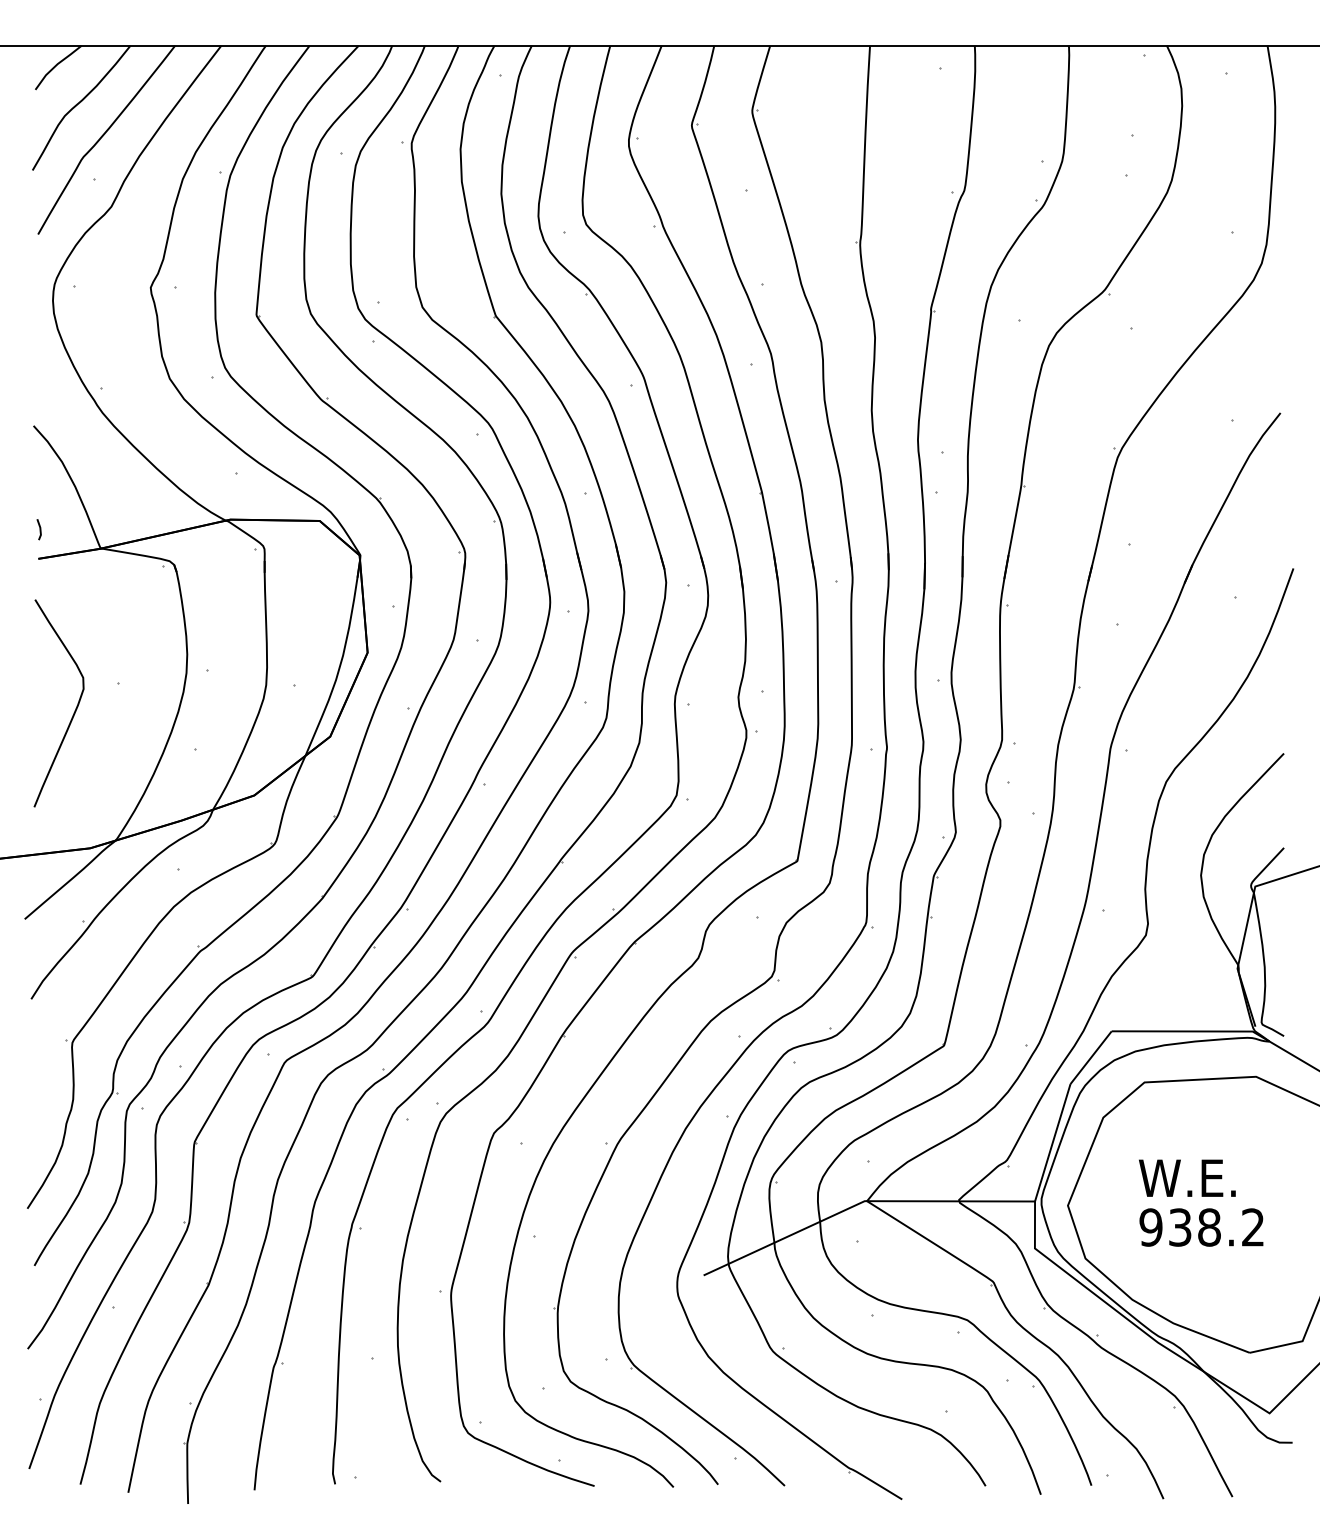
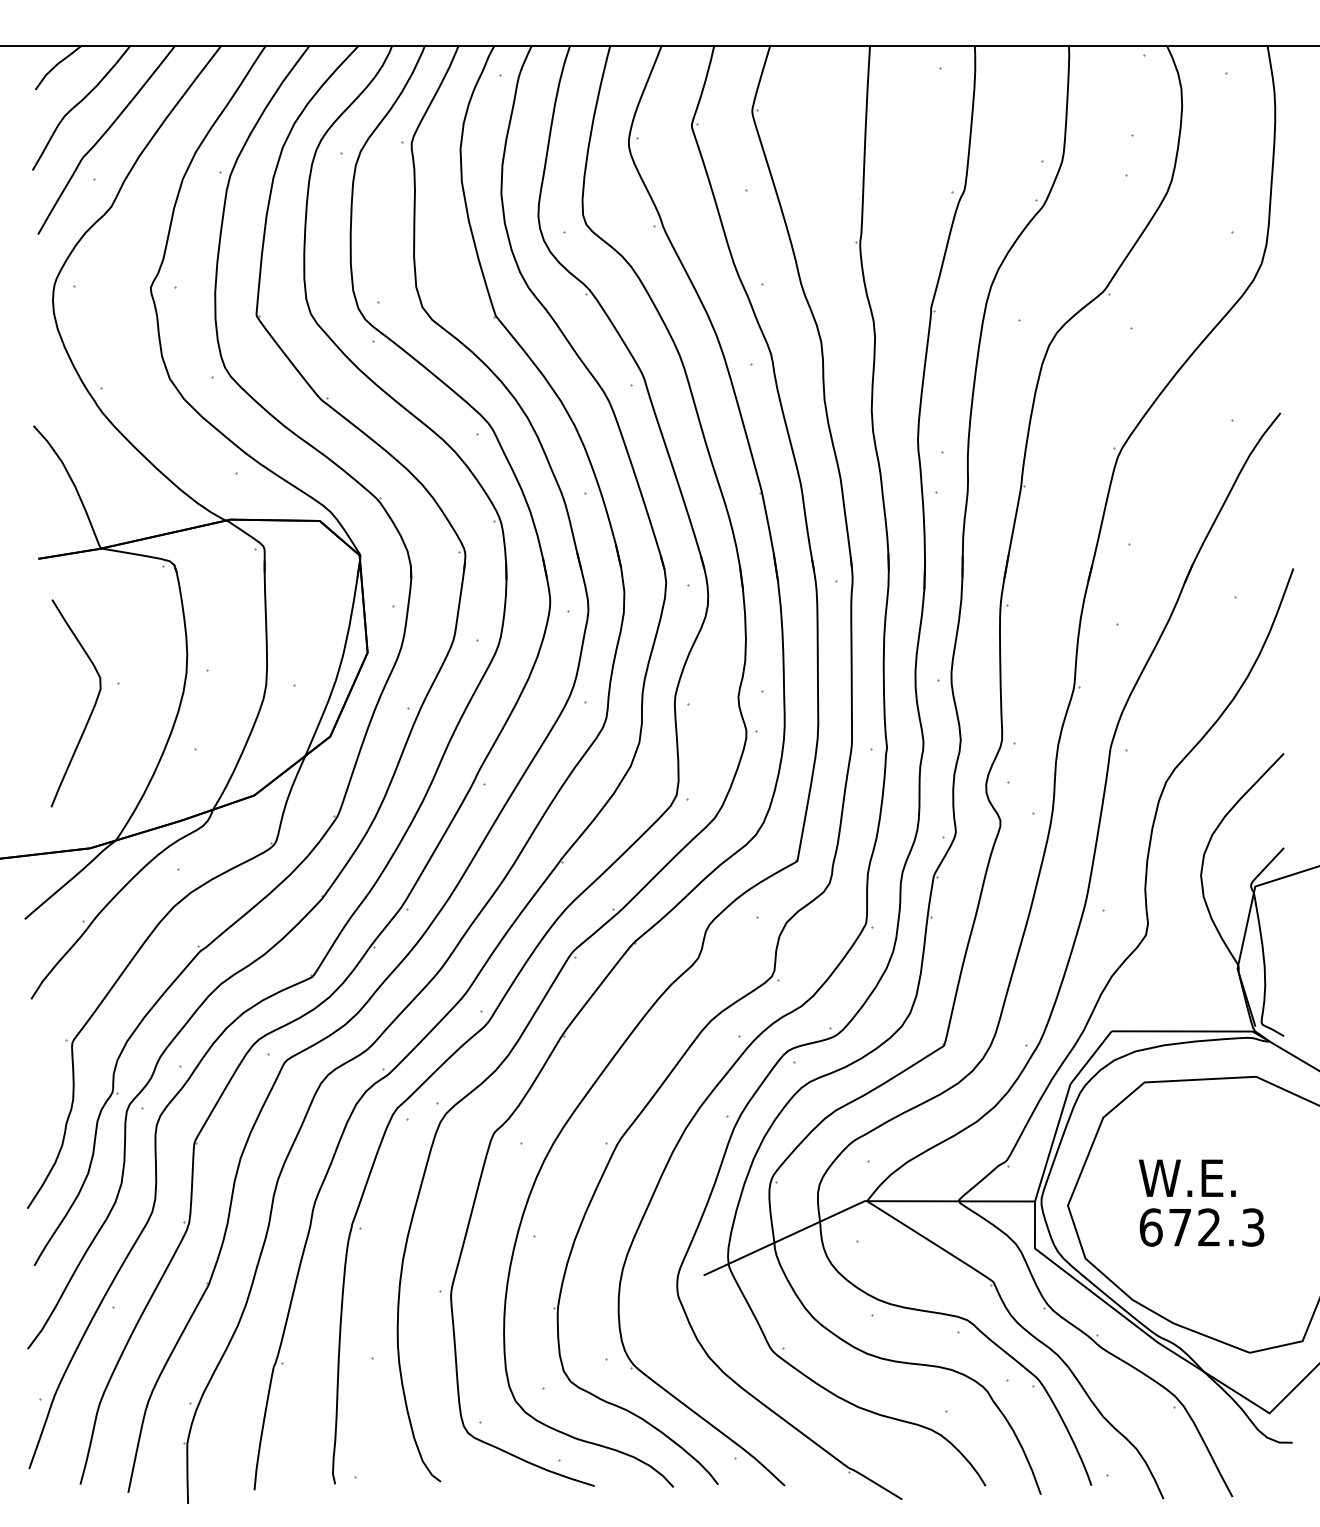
line: present -> none (39, 529)
curve position: (74, 710) -> (91, 710) (91, 710)
text: 938.2 -> 672.3 (1201, 1227)
